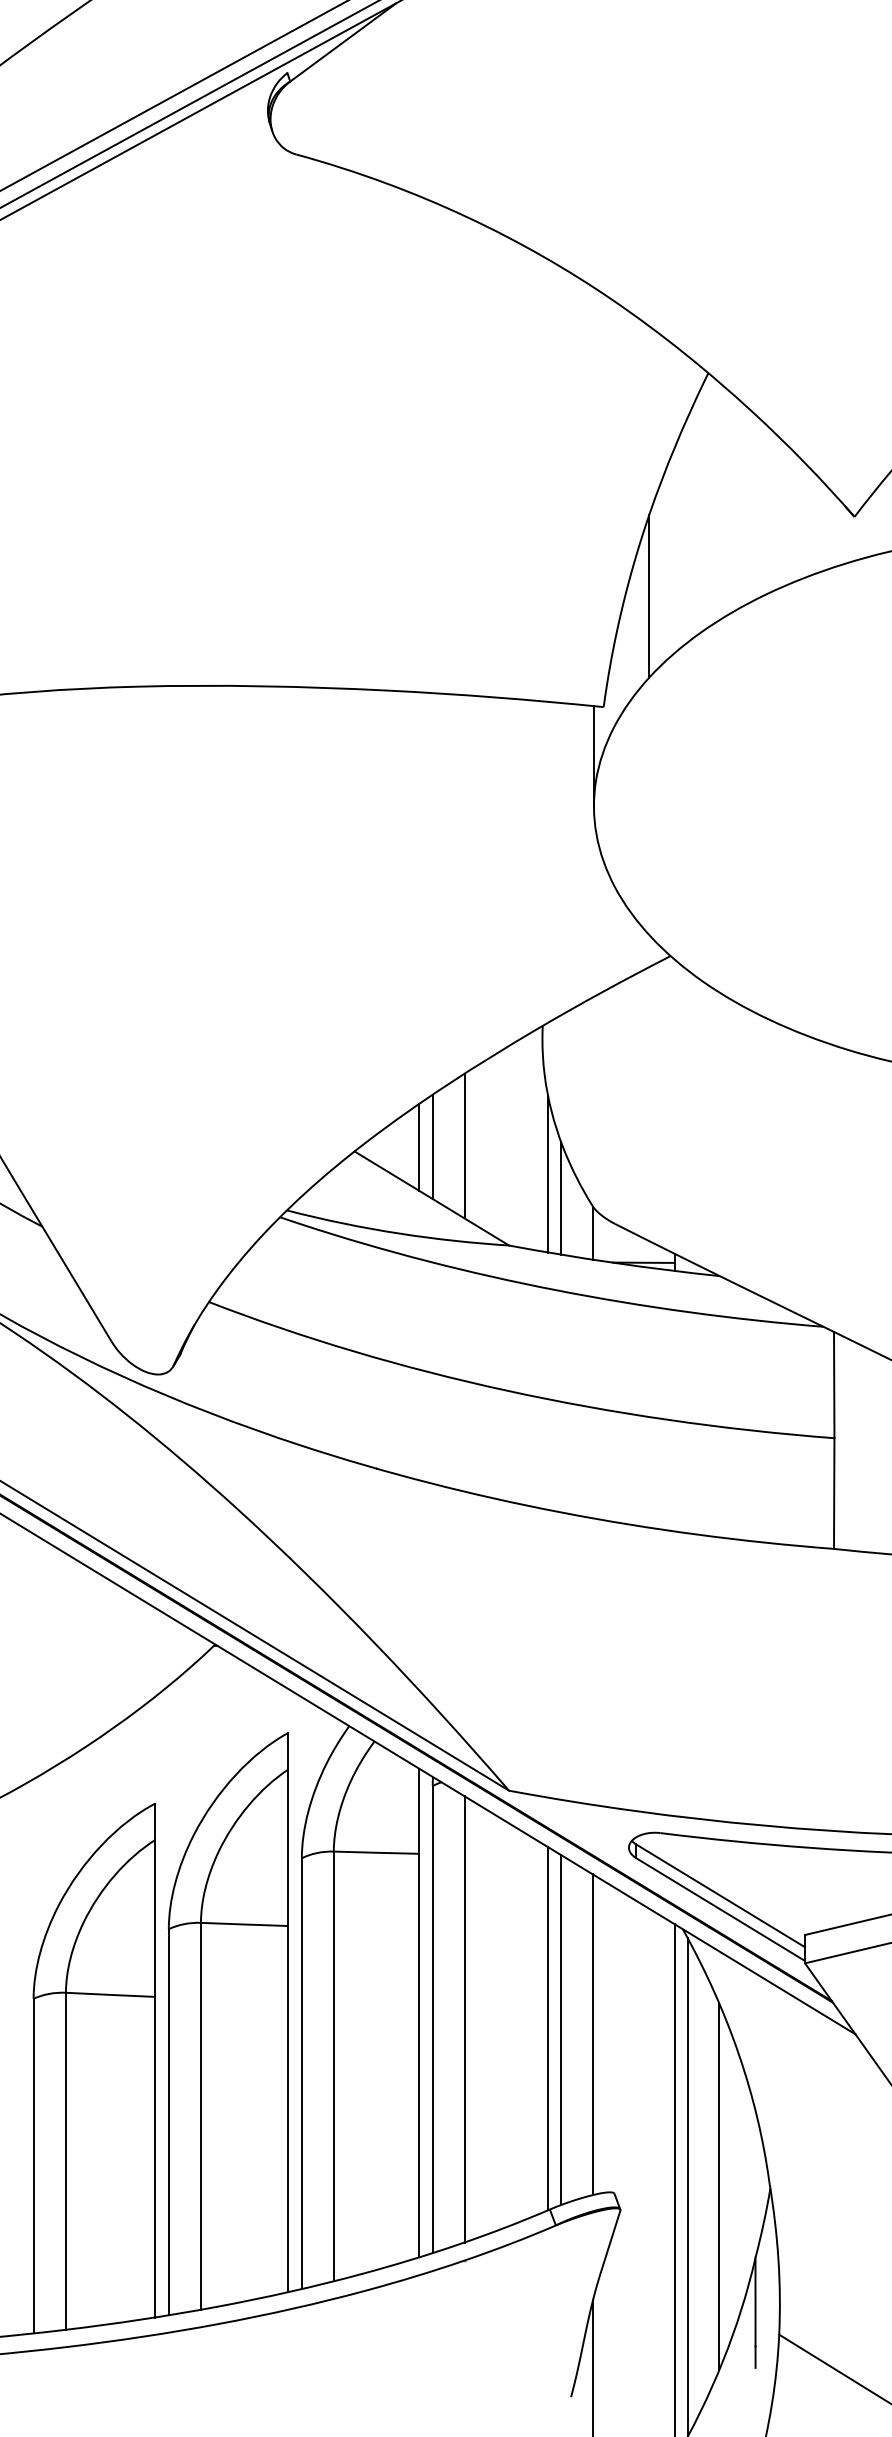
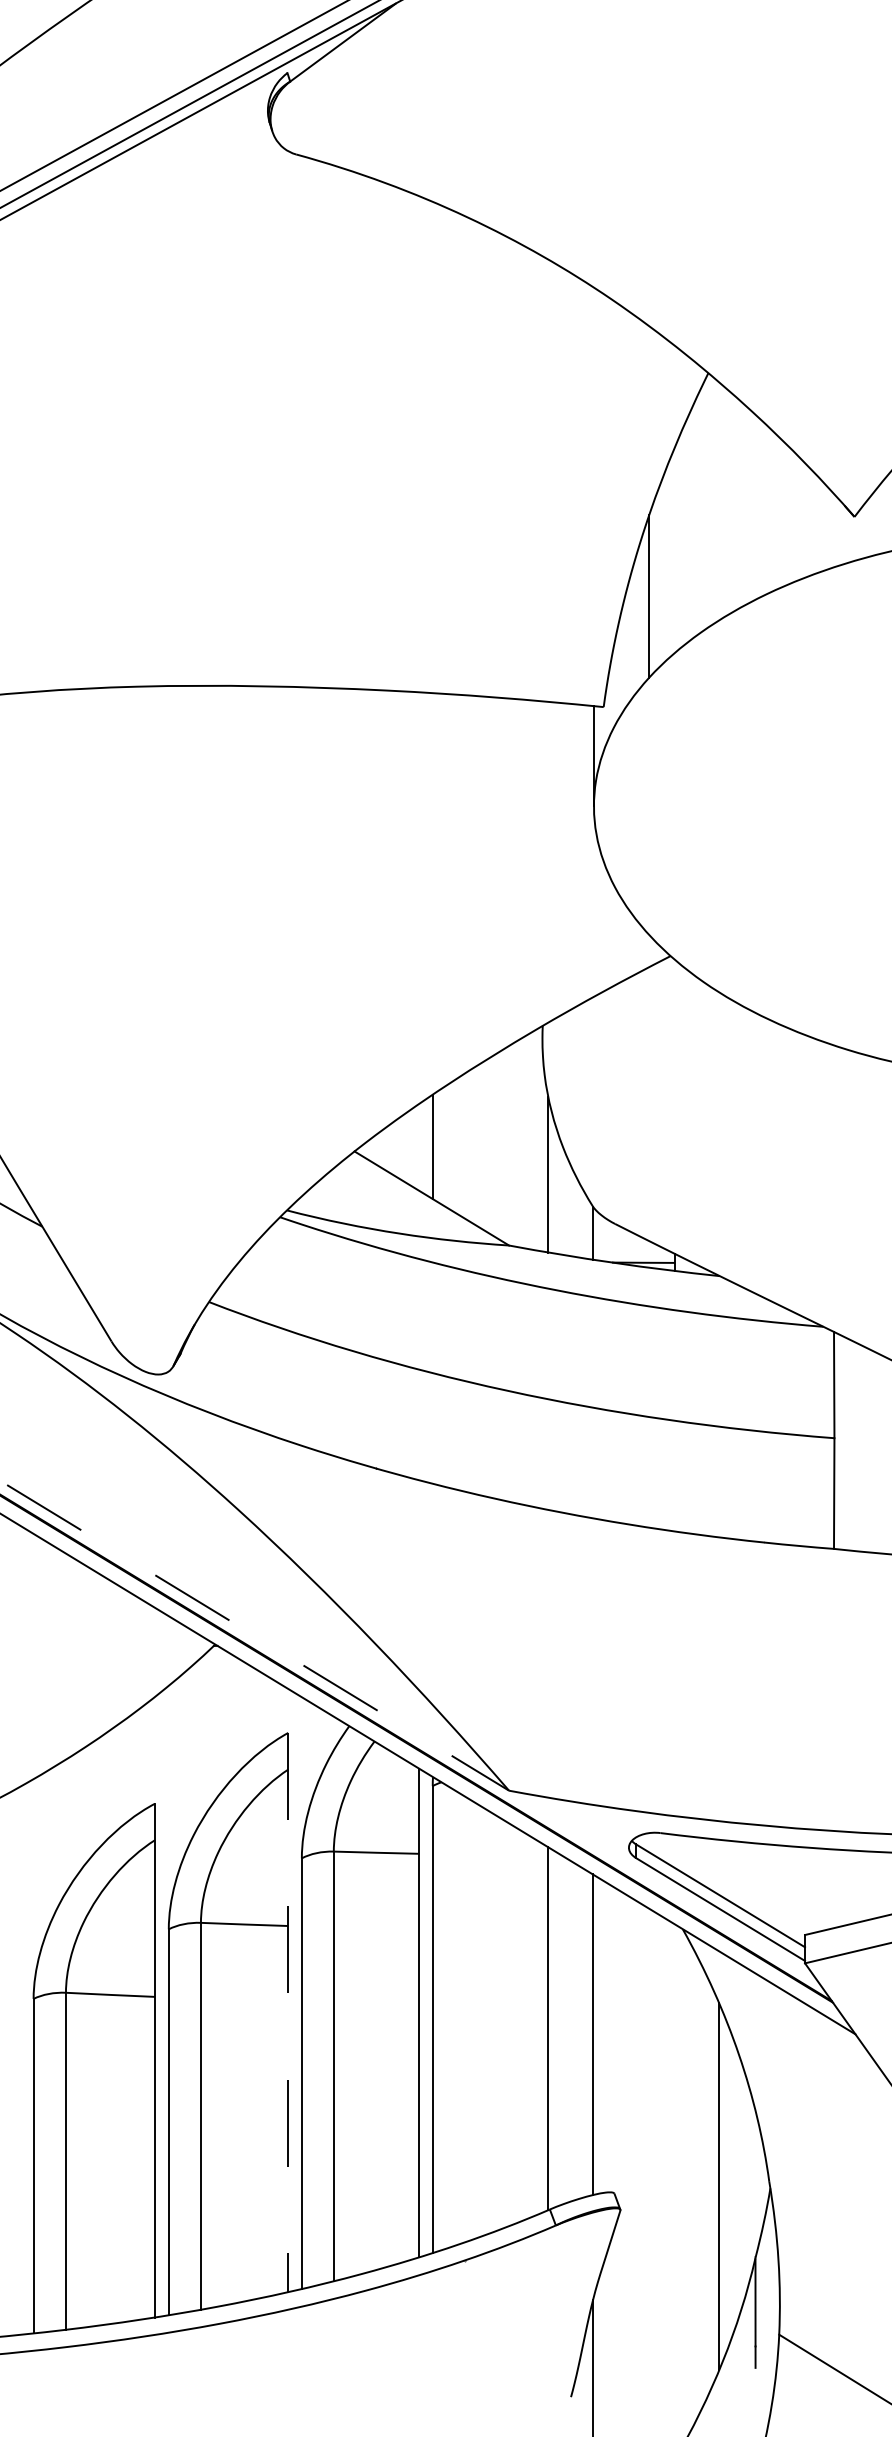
line: present -> none (464, 1145)
line: present -> none (419, 1146)
line: present -> none (561, 1198)
line: solid -> dashed (254, 1635)
line: solid -> dashed (288, 2012)
line: present -> none (464, 2019)
line: present -> none (561, 2029)
line: present -> none (675, 2178)
line: present -> none (687, 2185)
